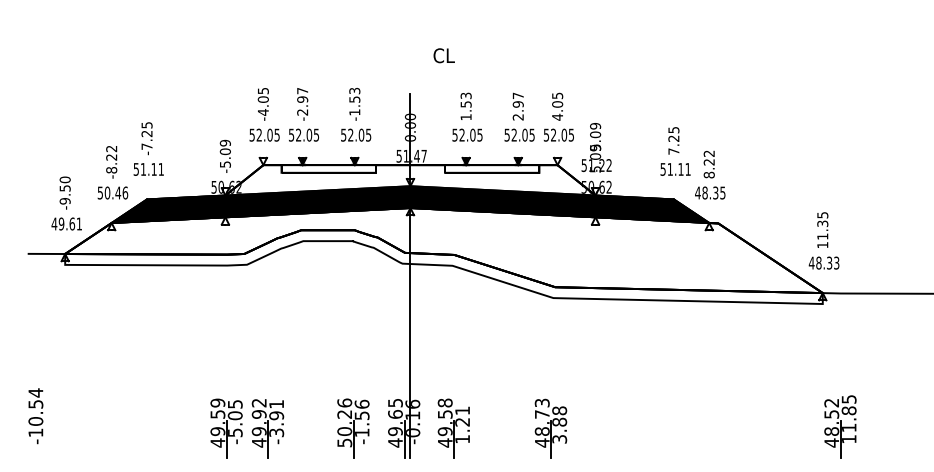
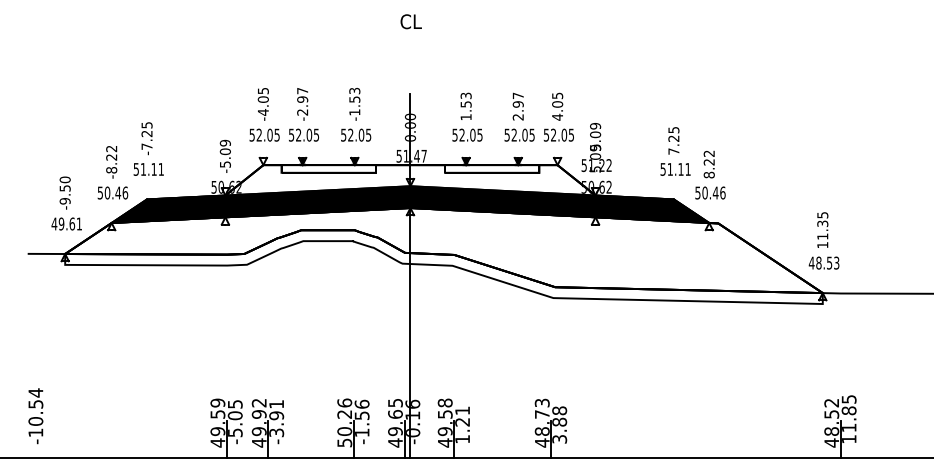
text position: (443, 55) -> (410, 21) (410, 21)
text: 48.35 -> 50.46 (710, 192)
text: 48.33 -> 48.53 (829, 262)
line: none -> present (466, 457)
